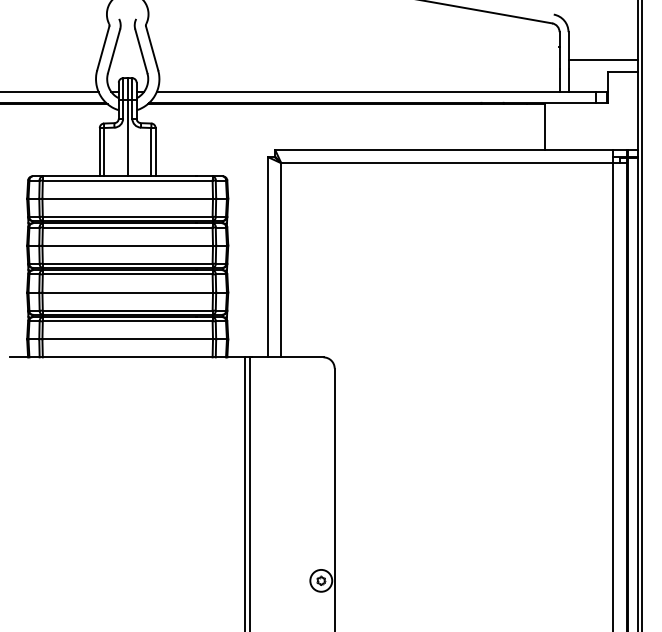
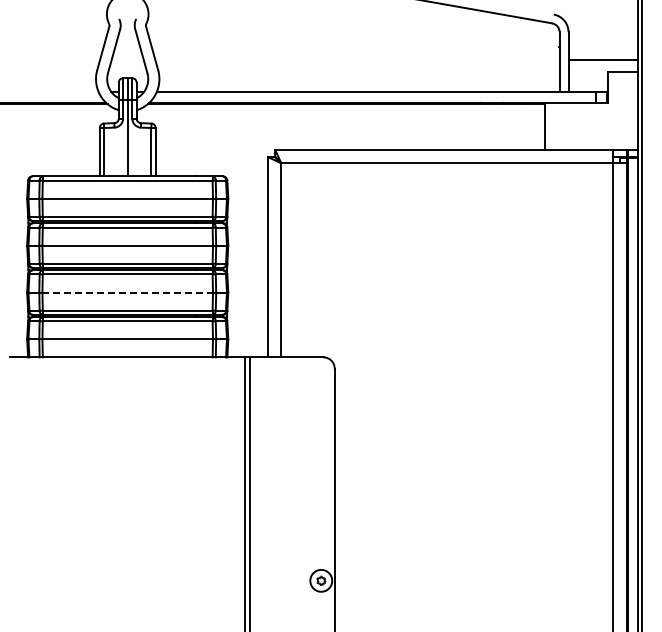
line: present -> none (50, 91)
line: solid -> dashed (128, 292)
